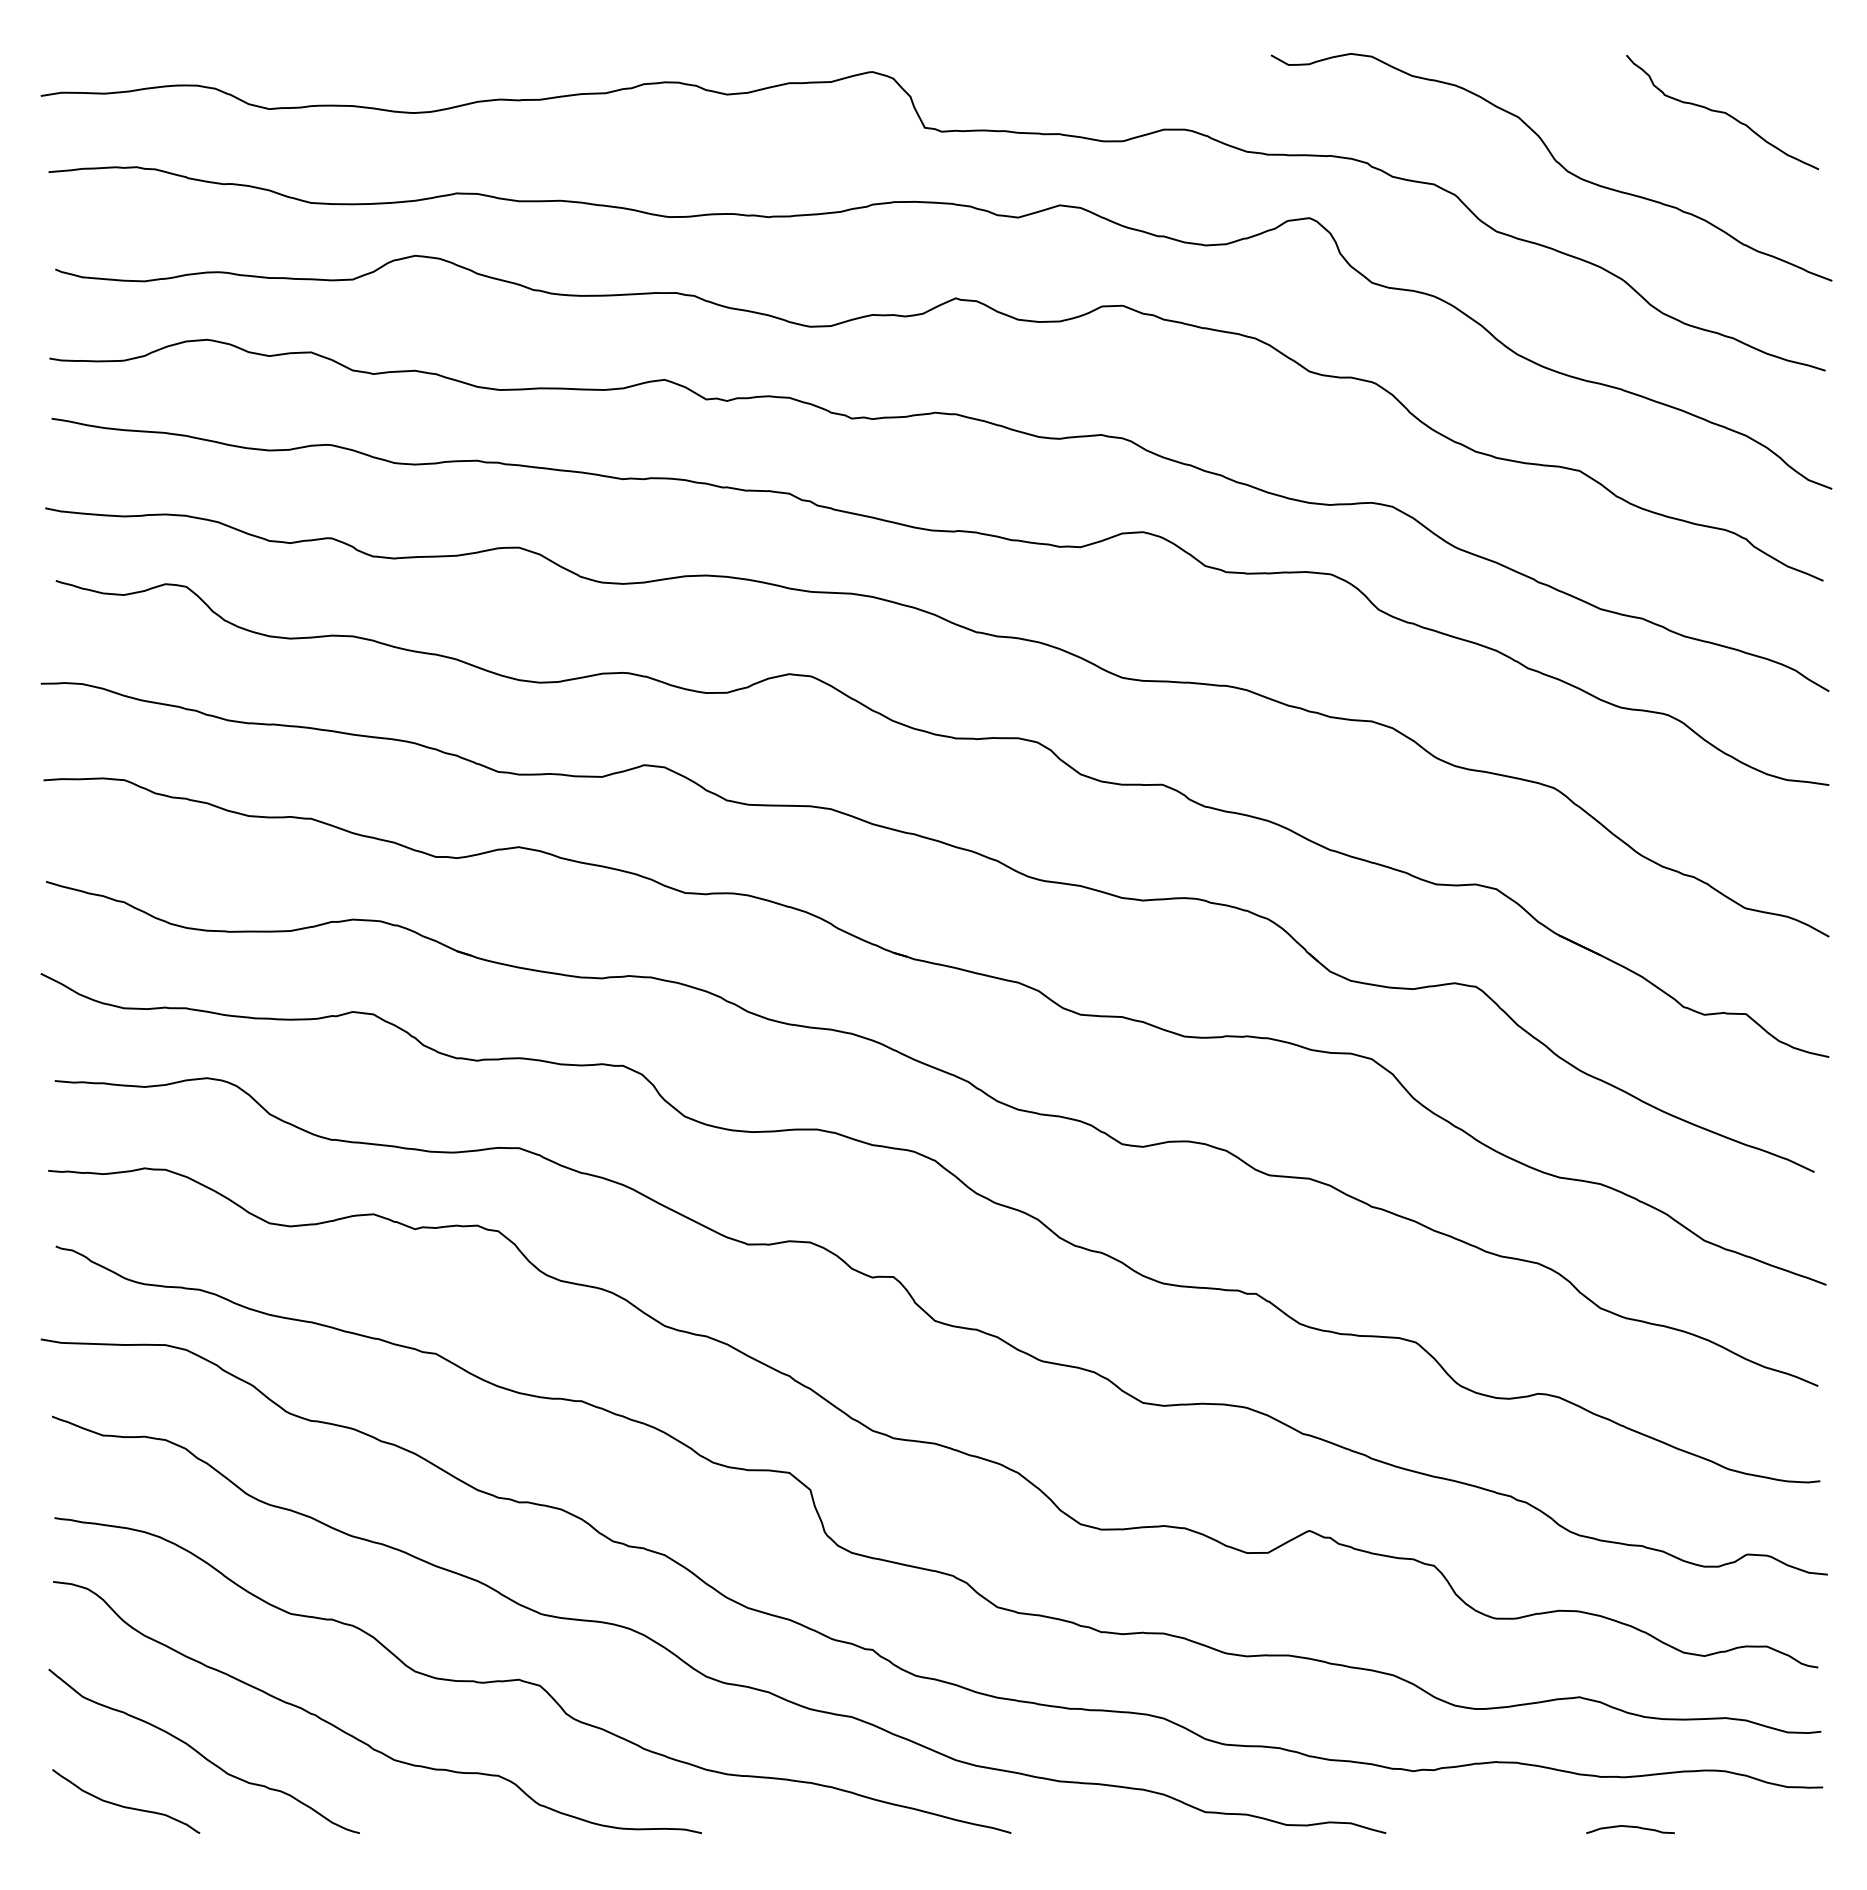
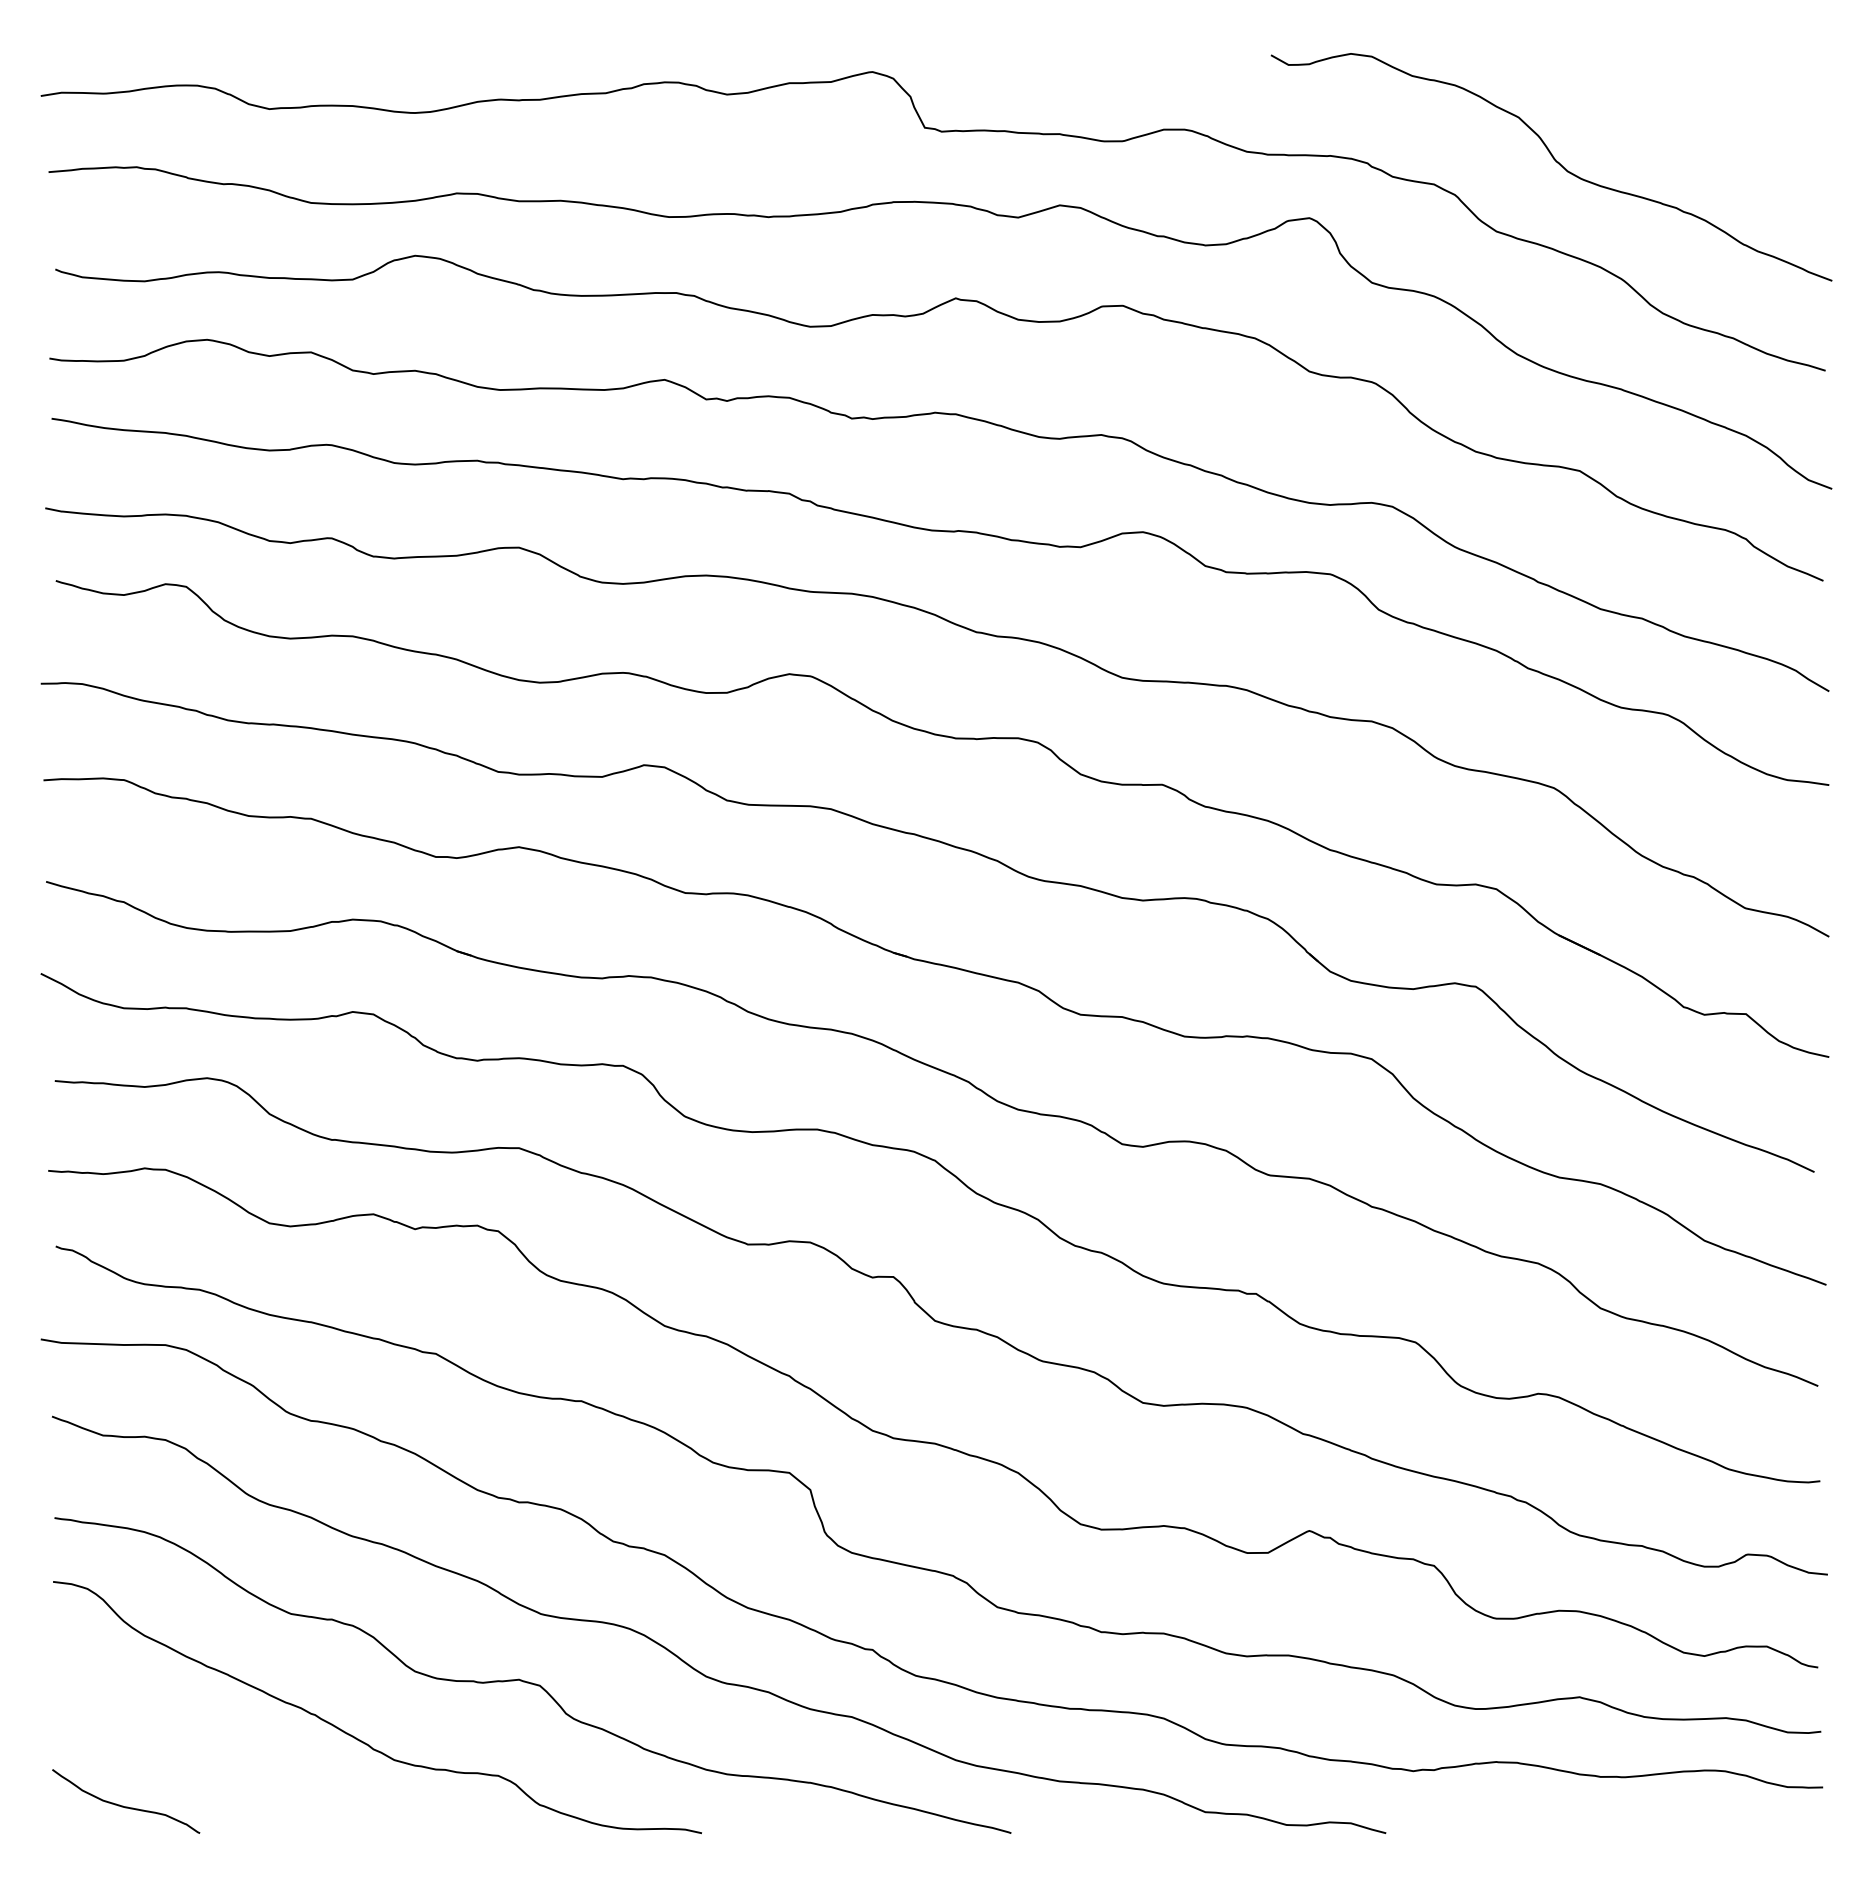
curve: present -> none (1722, 112)
curve: present -> none (201, 1753)
curve: present -> none (1630, 1827)
